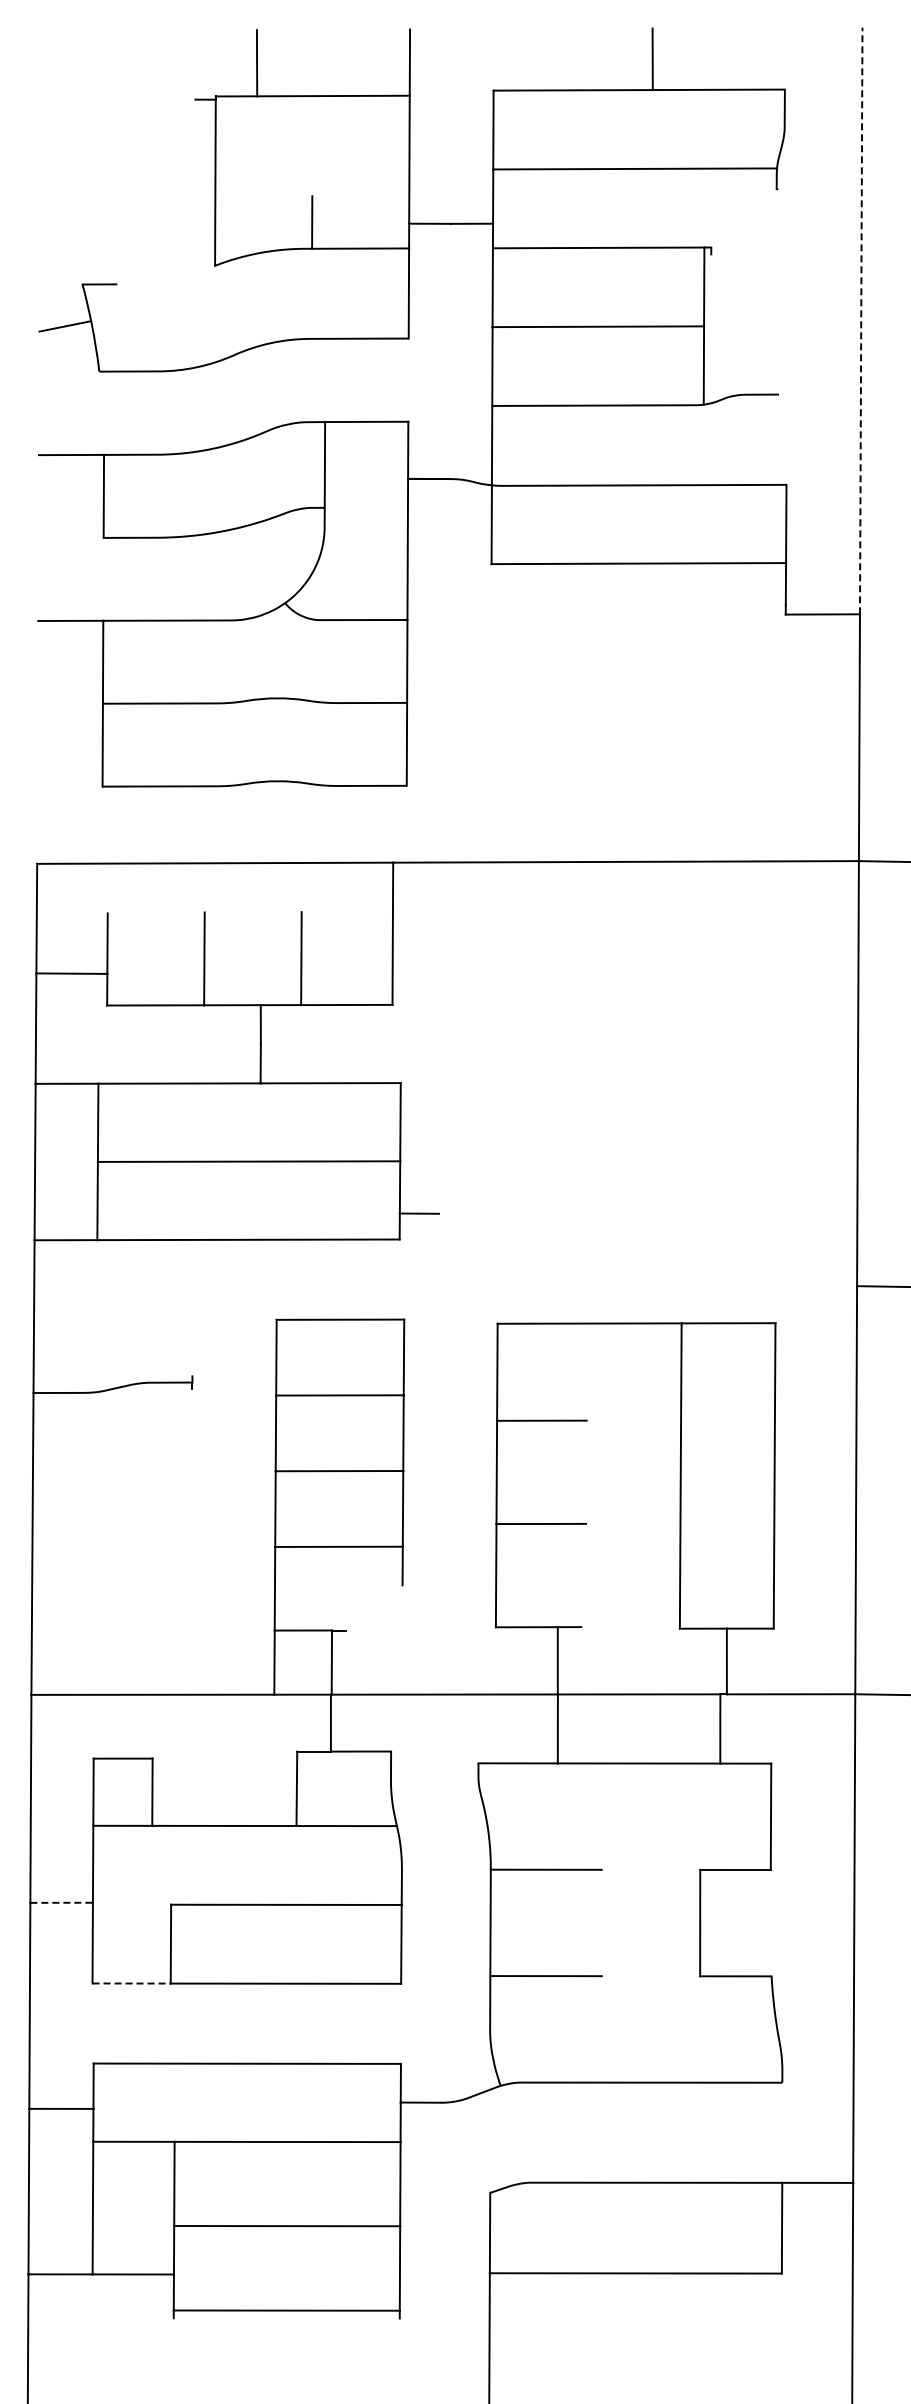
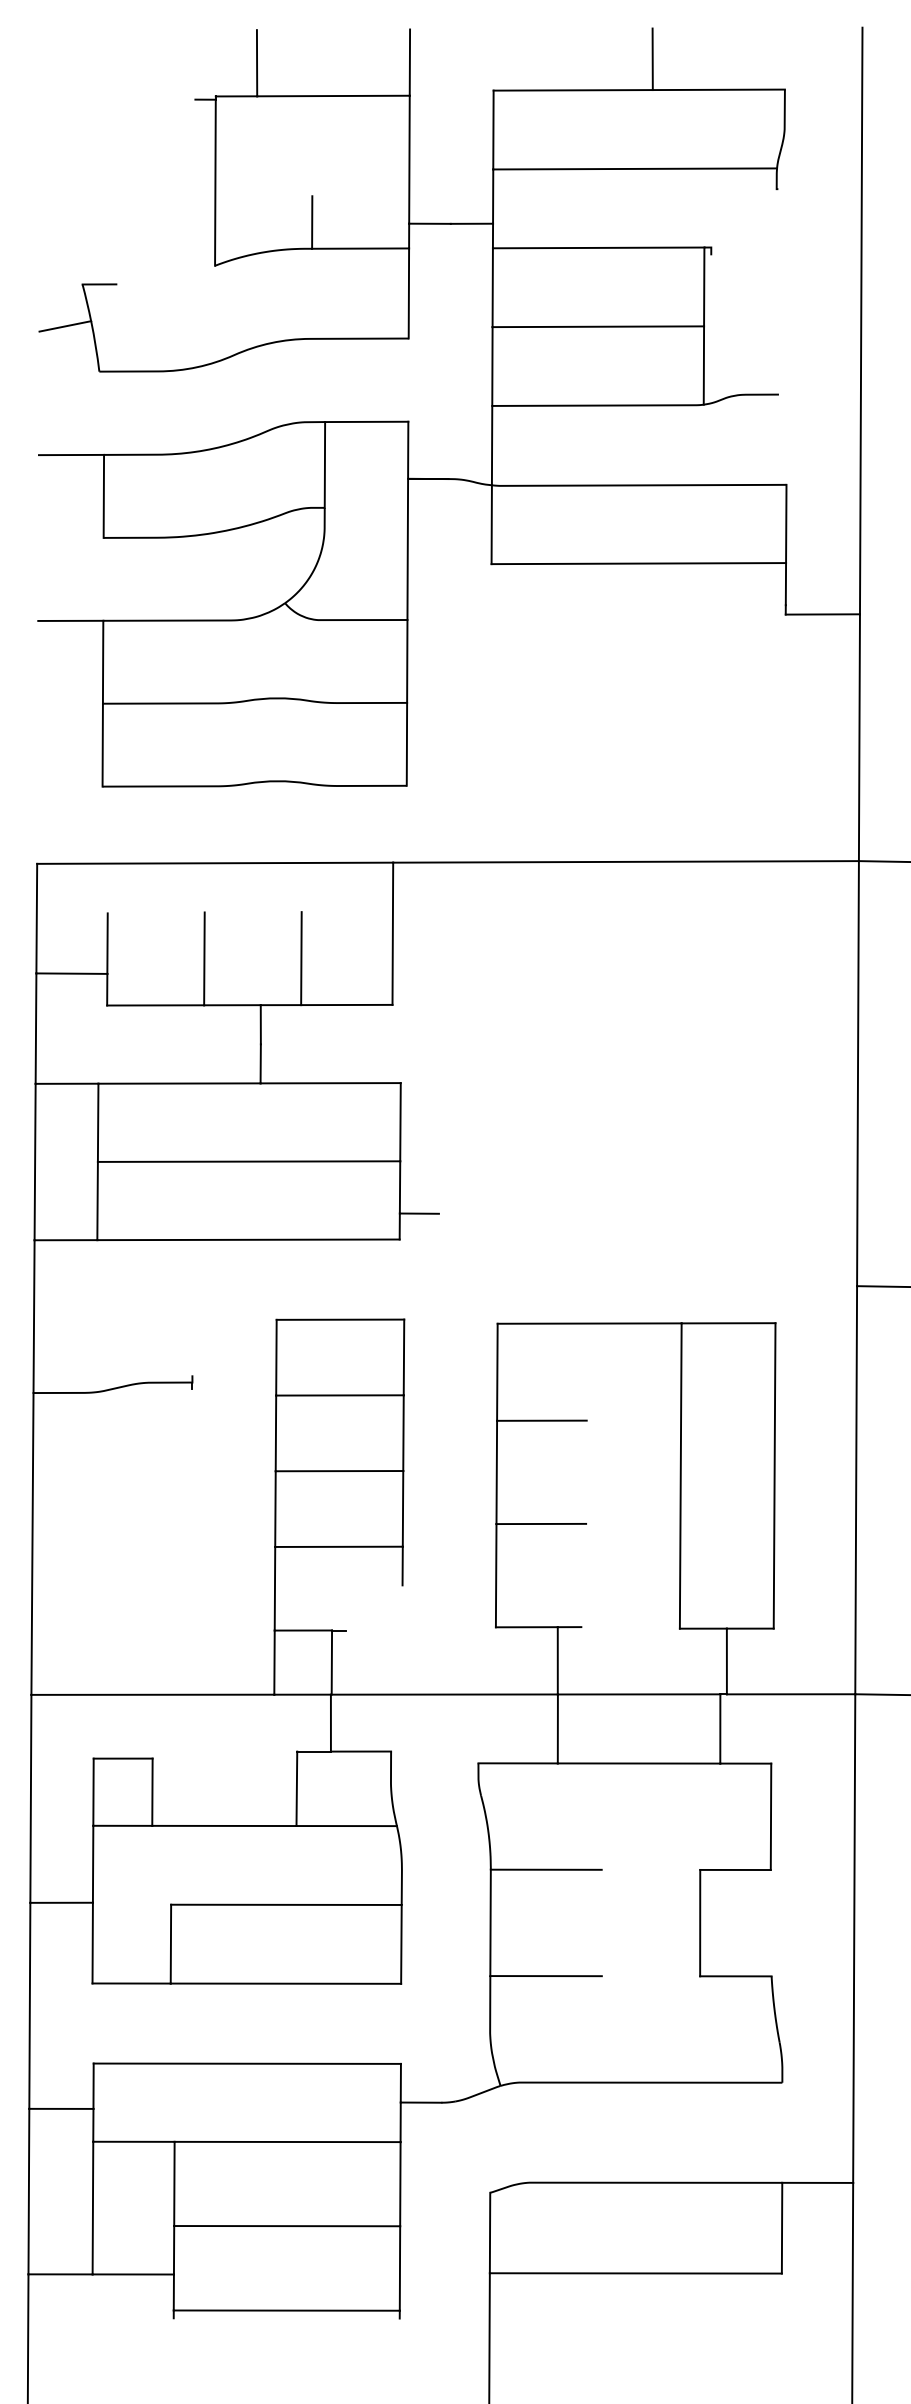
line: dashed -> solid (861, 320)
line: dashed -> solid (62, 1902)
line: dashed -> solid (132, 1983)
